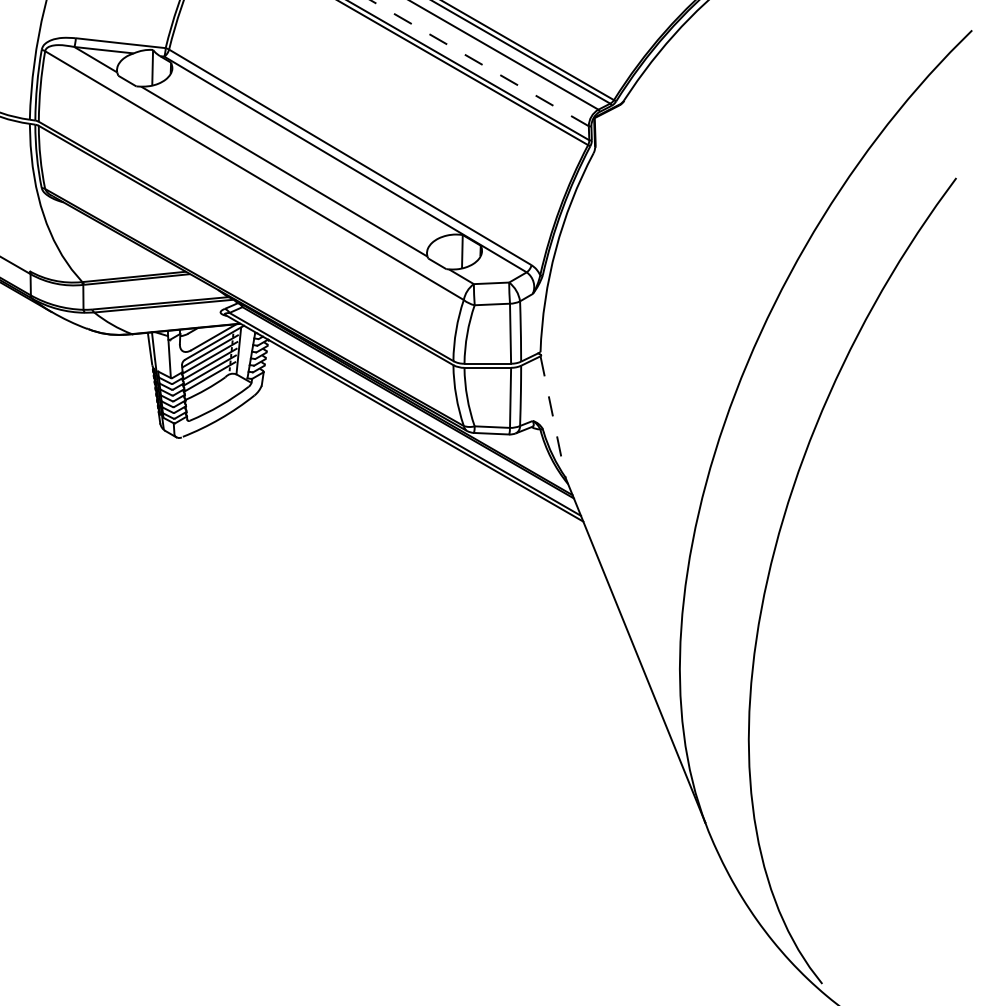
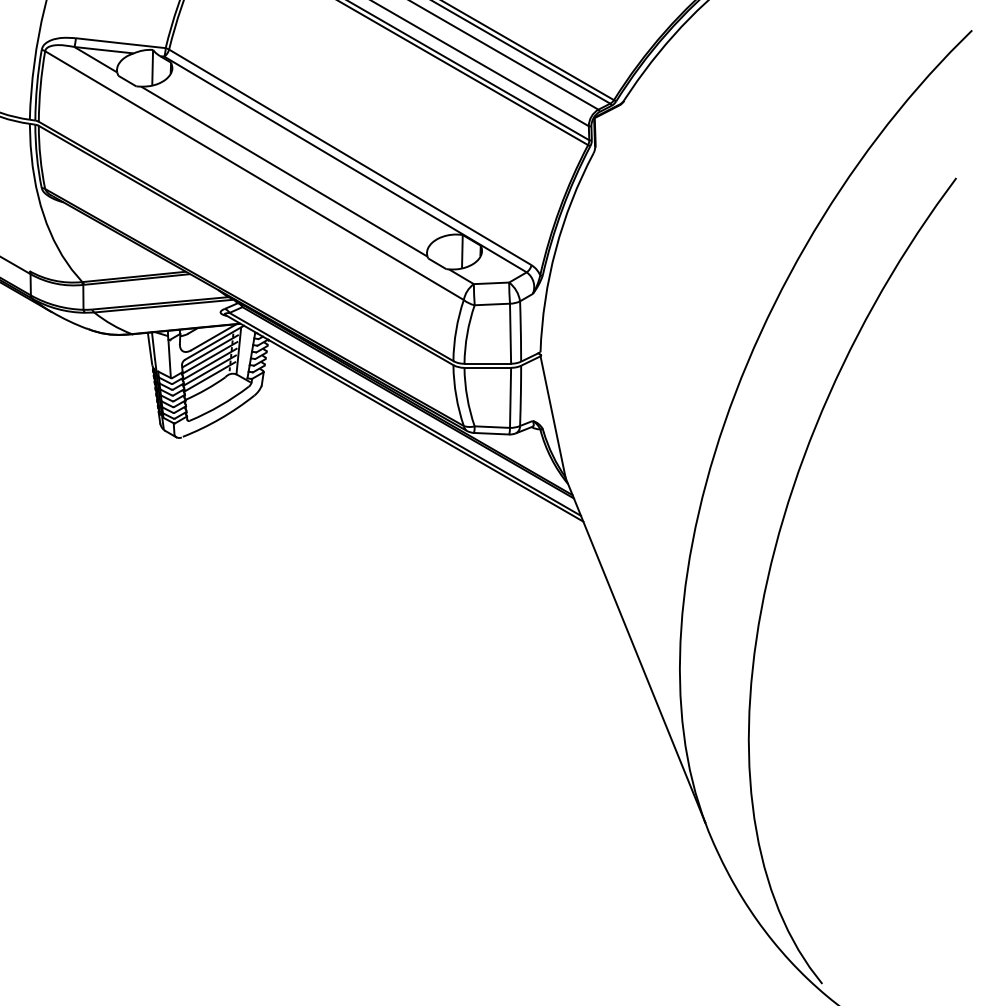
line: dashed -> solid (479, 63)
line: dashed -> solid (553, 417)
